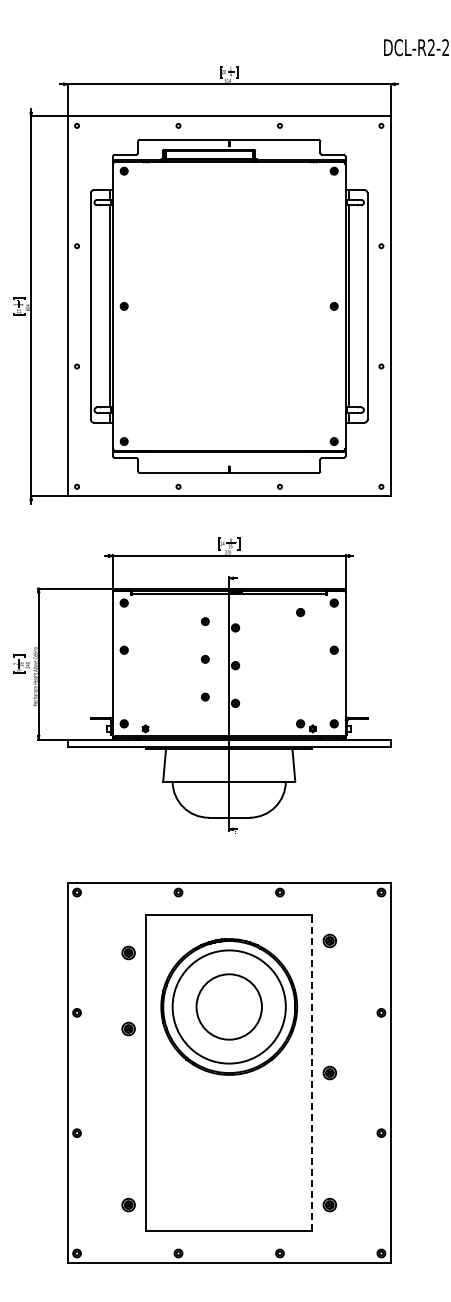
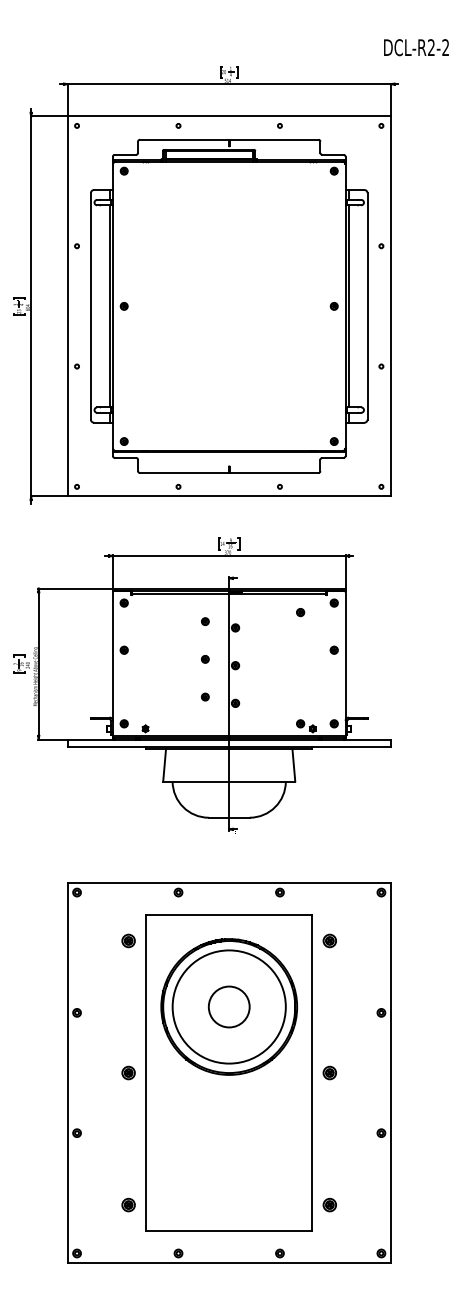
part position: (128, 952) -> (128, 940) (128, 940)
circle diameter: 65 px -> 41 px (228, 1006)
part position: (128, 1028) -> (128, 1072) (128, 1072)
line: dashed -> solid (312, 1072)
